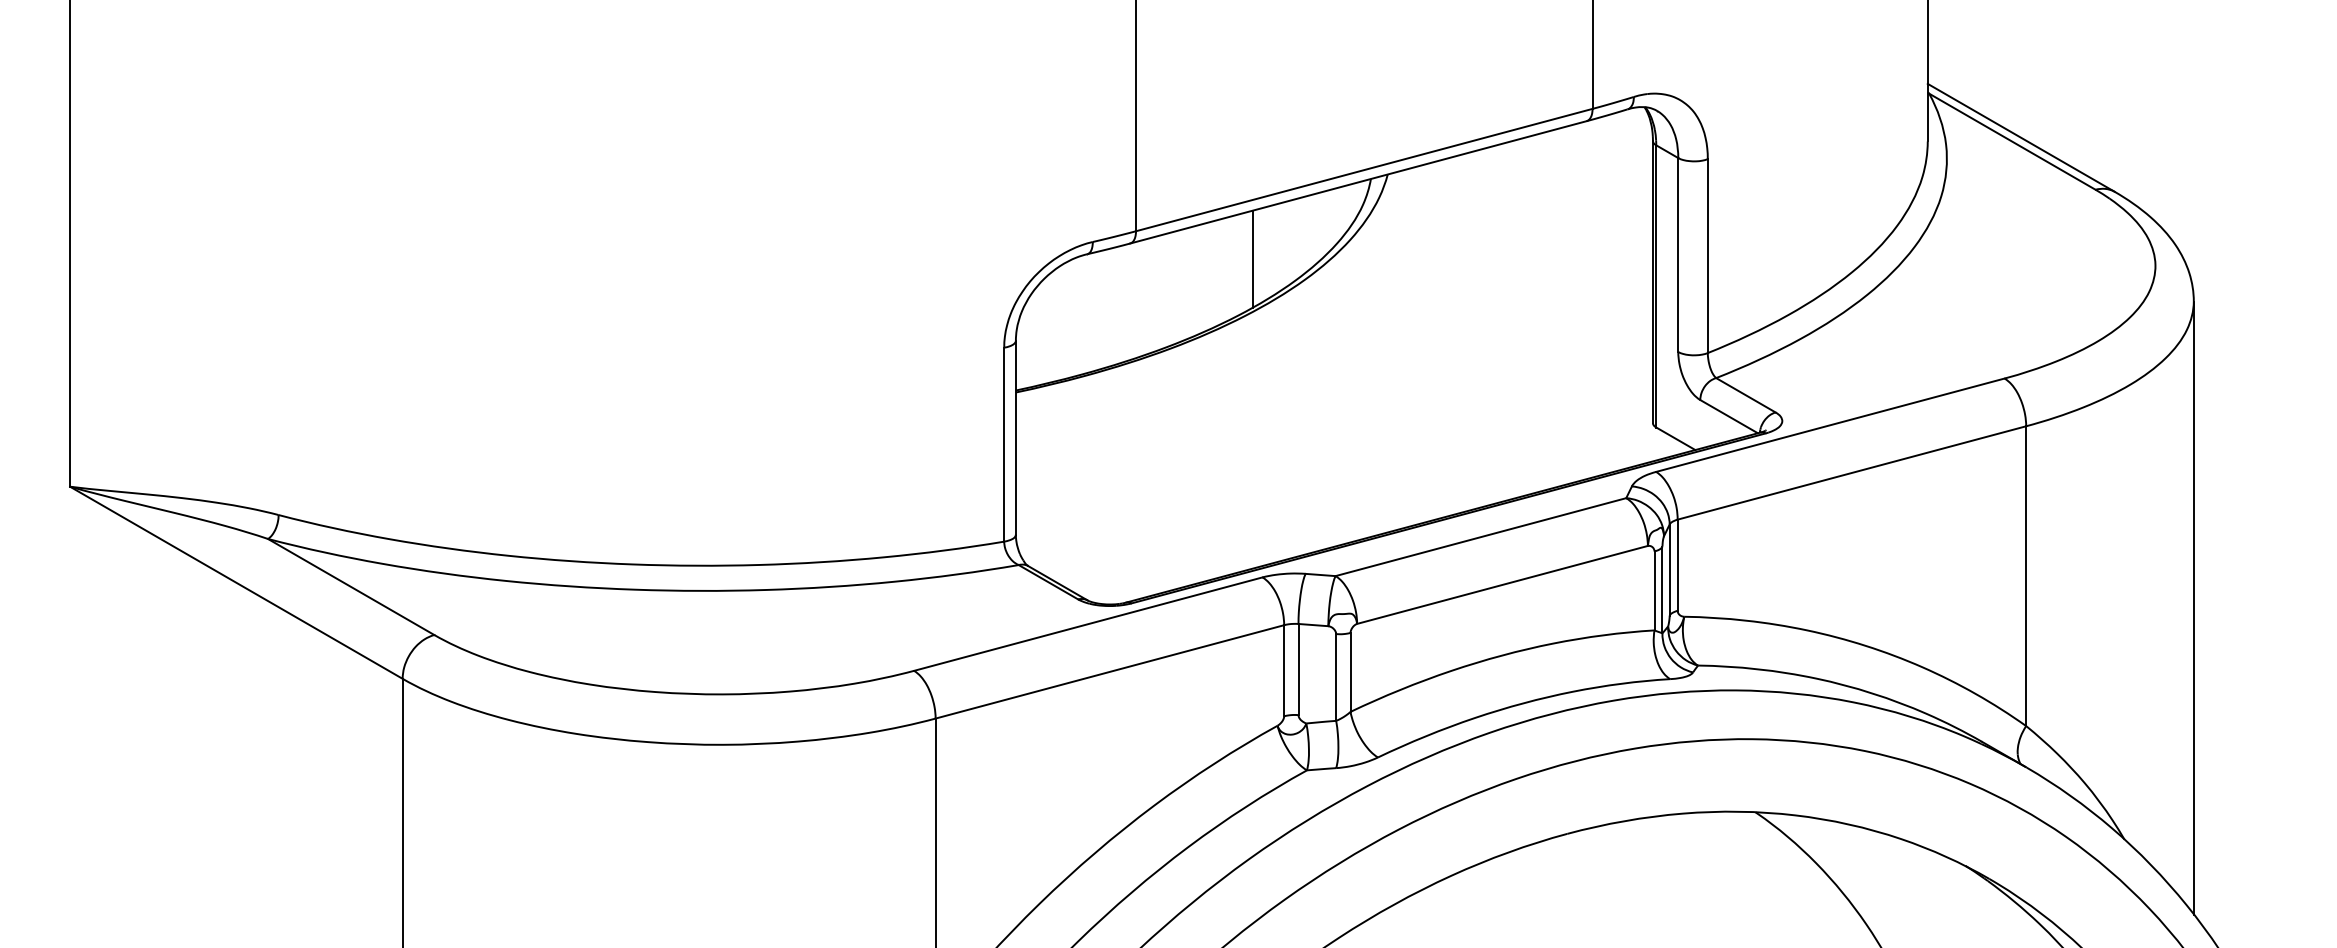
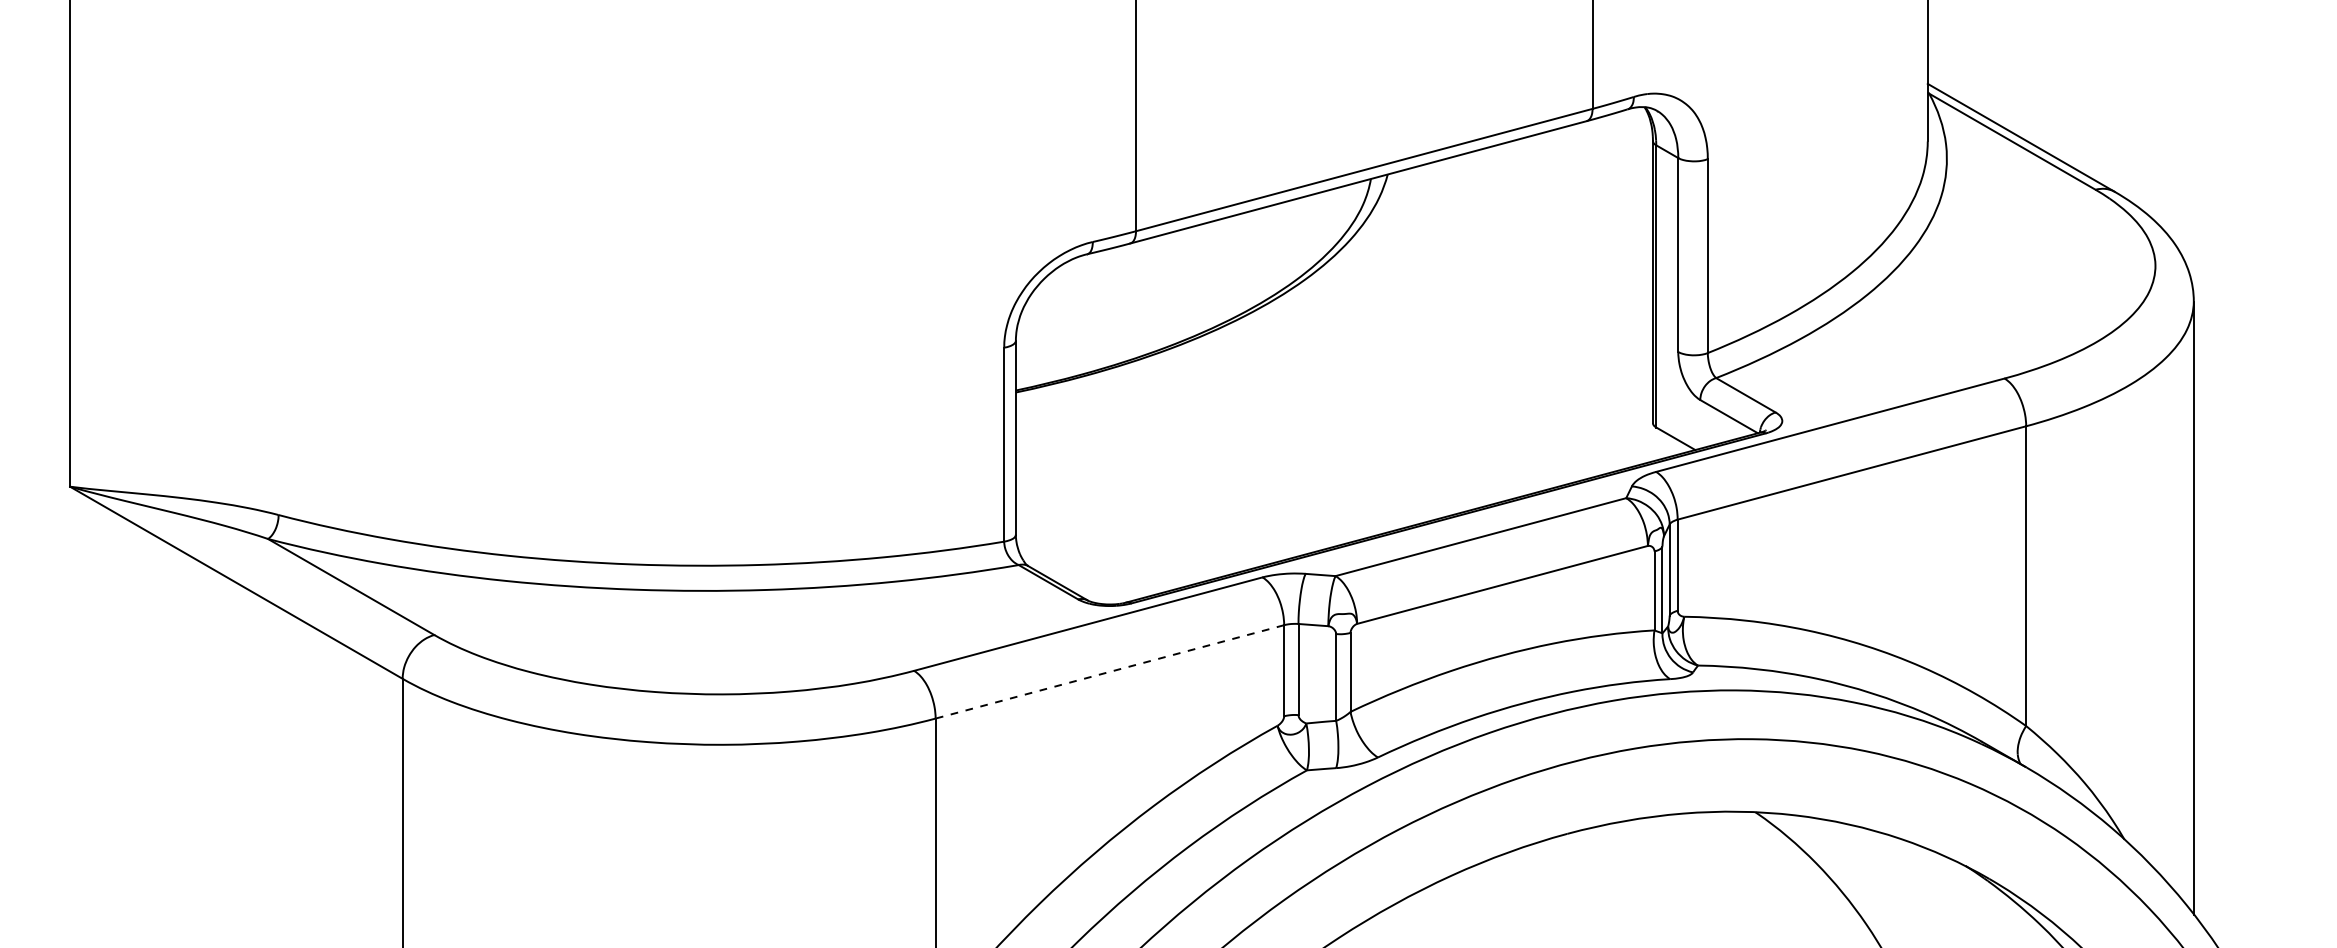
line: present -> none (1252, 258)
line: solid -> dashed (1109, 672)
